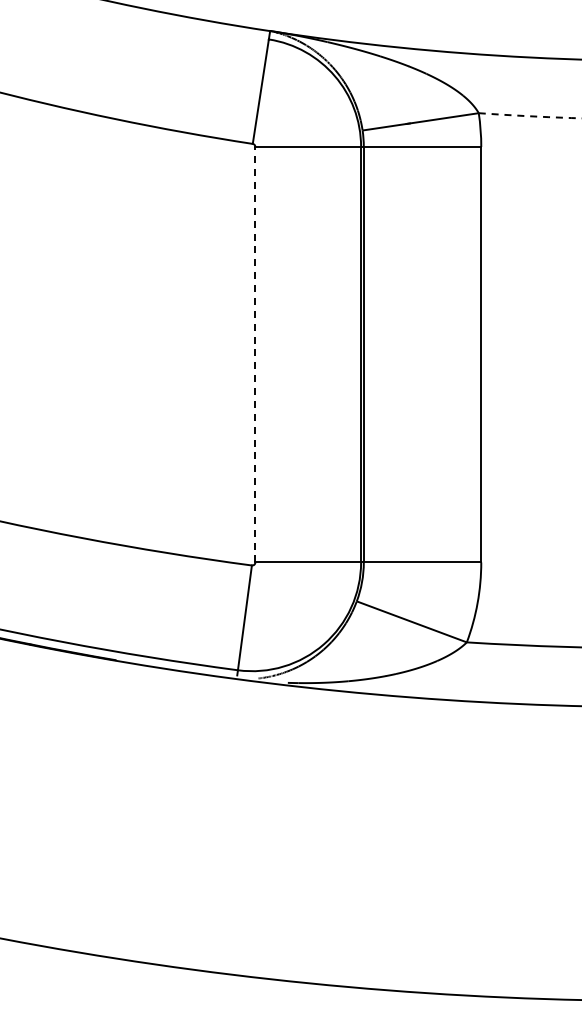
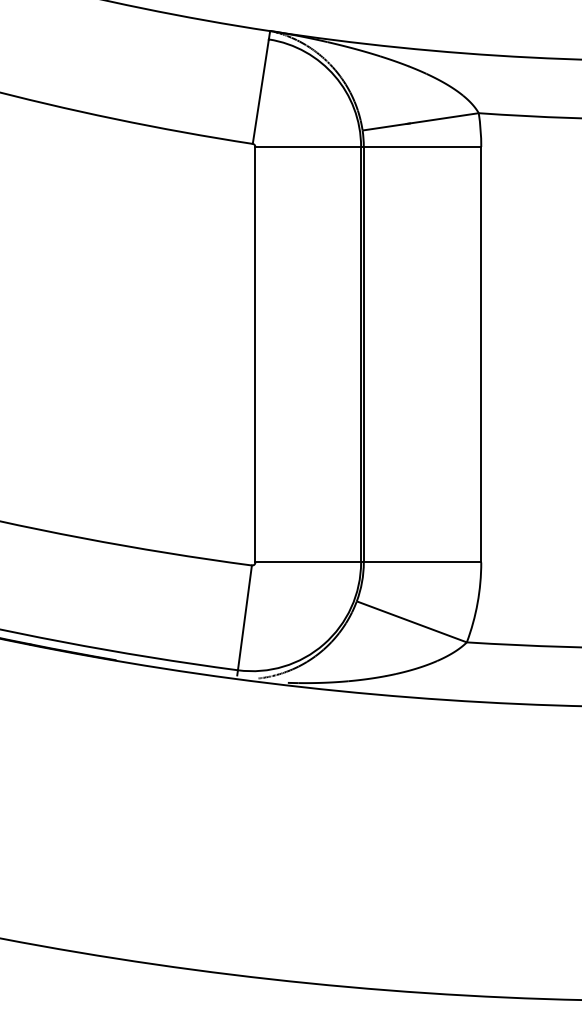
arc: dashed -> solid (530, 116)
line: dashed -> solid (255, 354)
